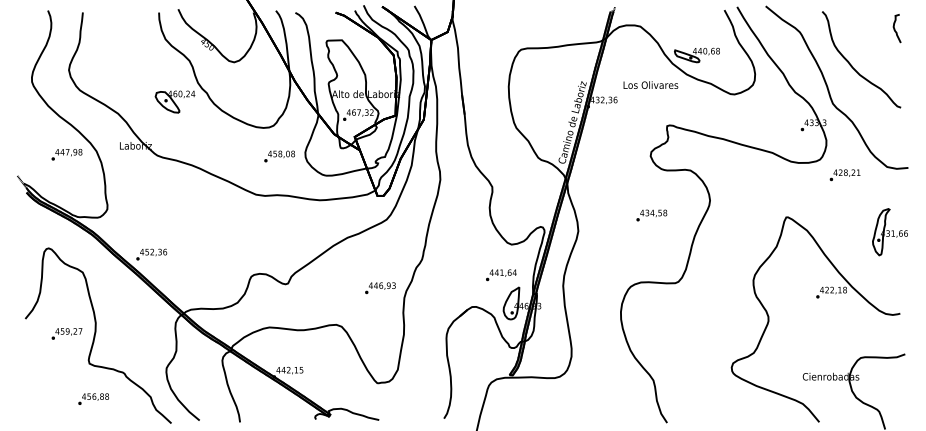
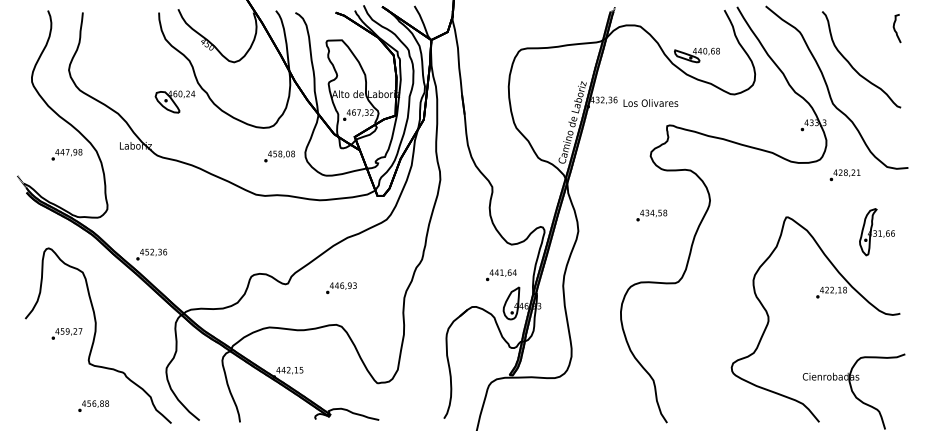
text position: (650, 84) -> (650, 102) (650, 102)
part position: (889, 232) -> (876, 232) (876, 232)
text position: (380, 288) -> (341, 288) (341, 288)
text position: (93, 398) -> (93, 405) (93, 405)
